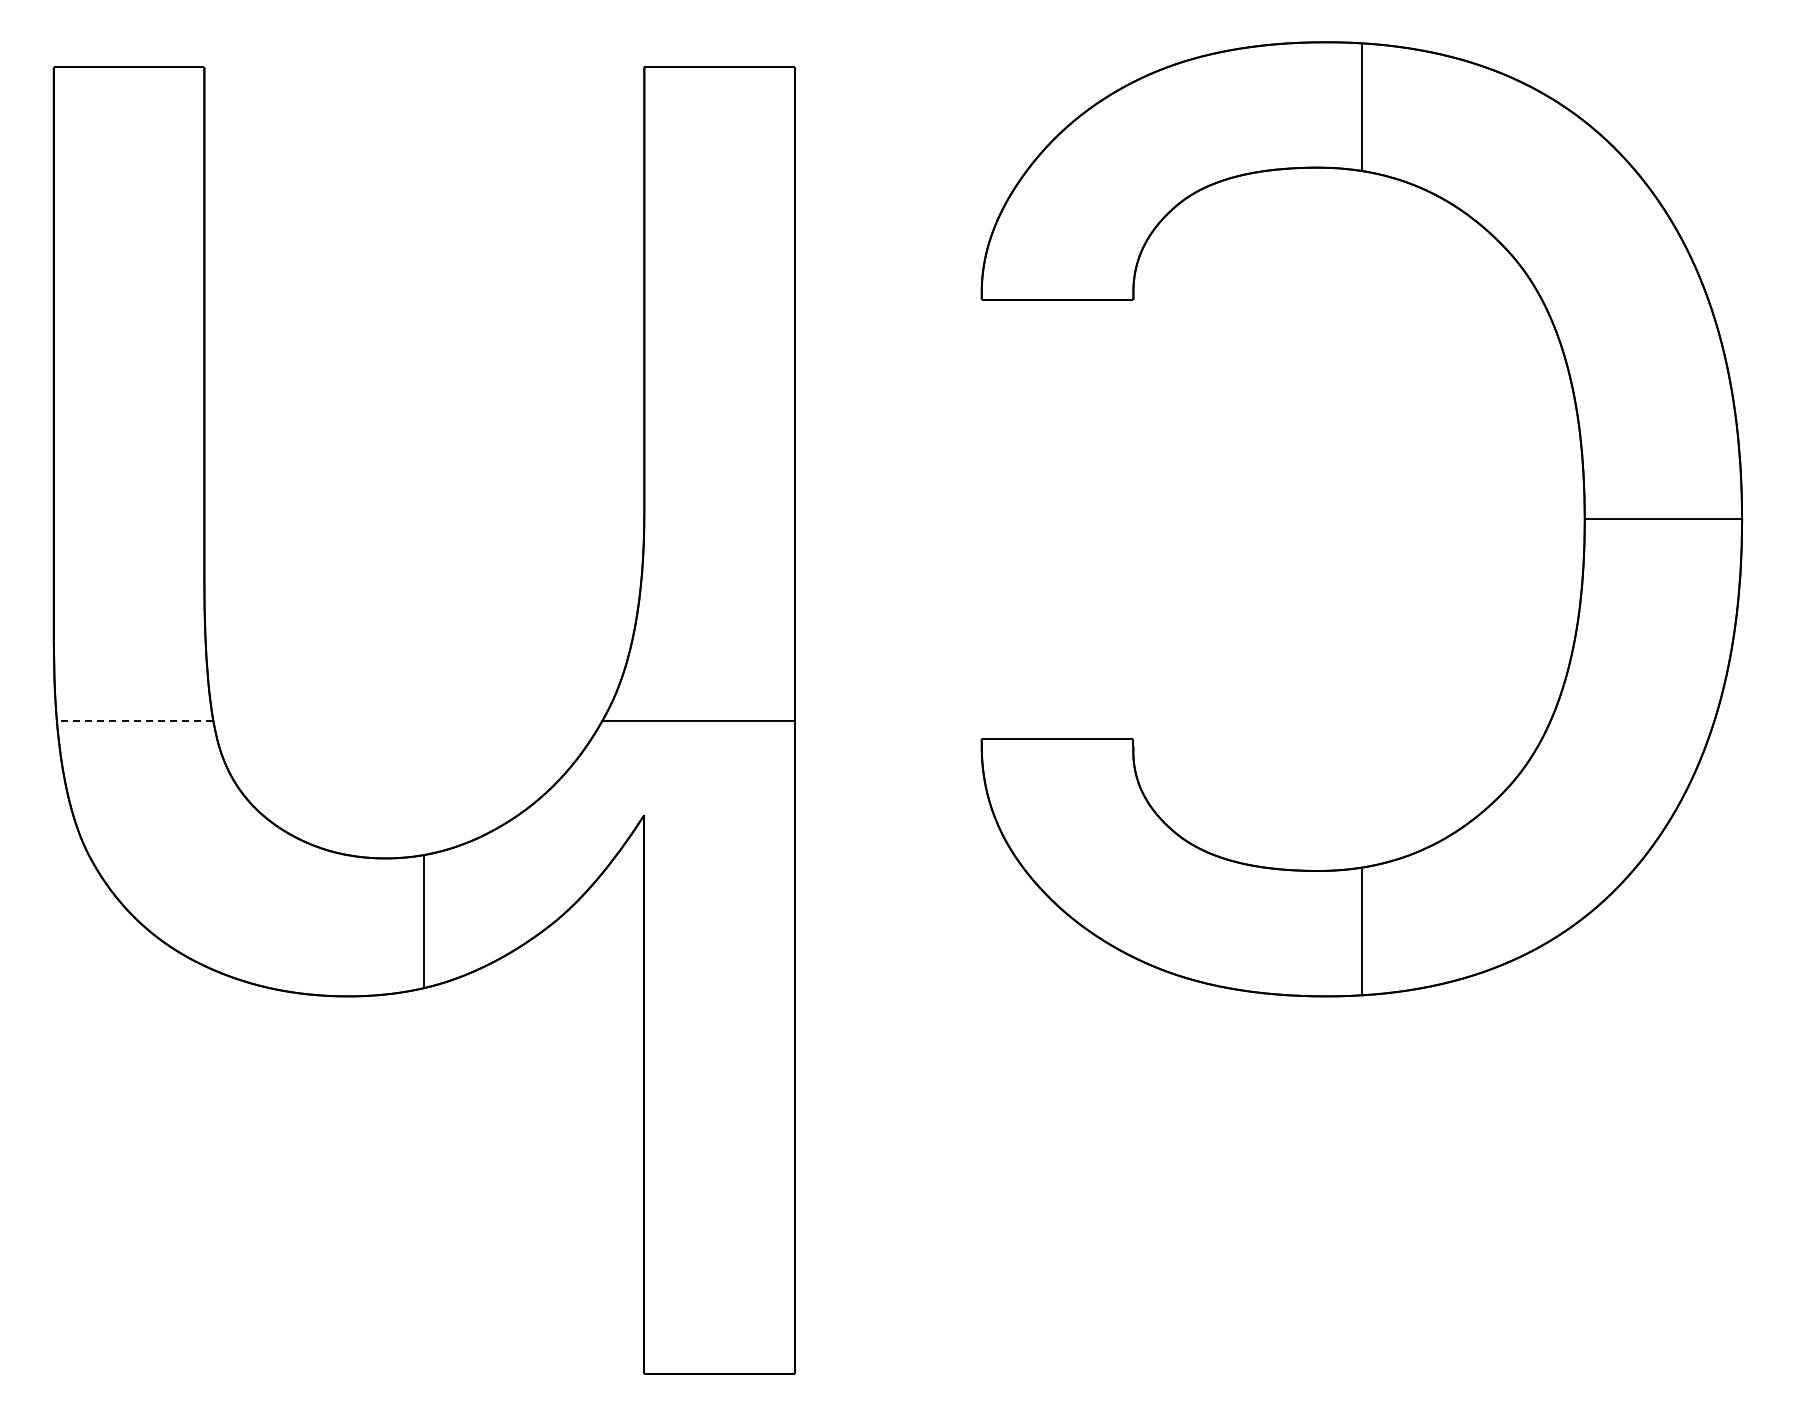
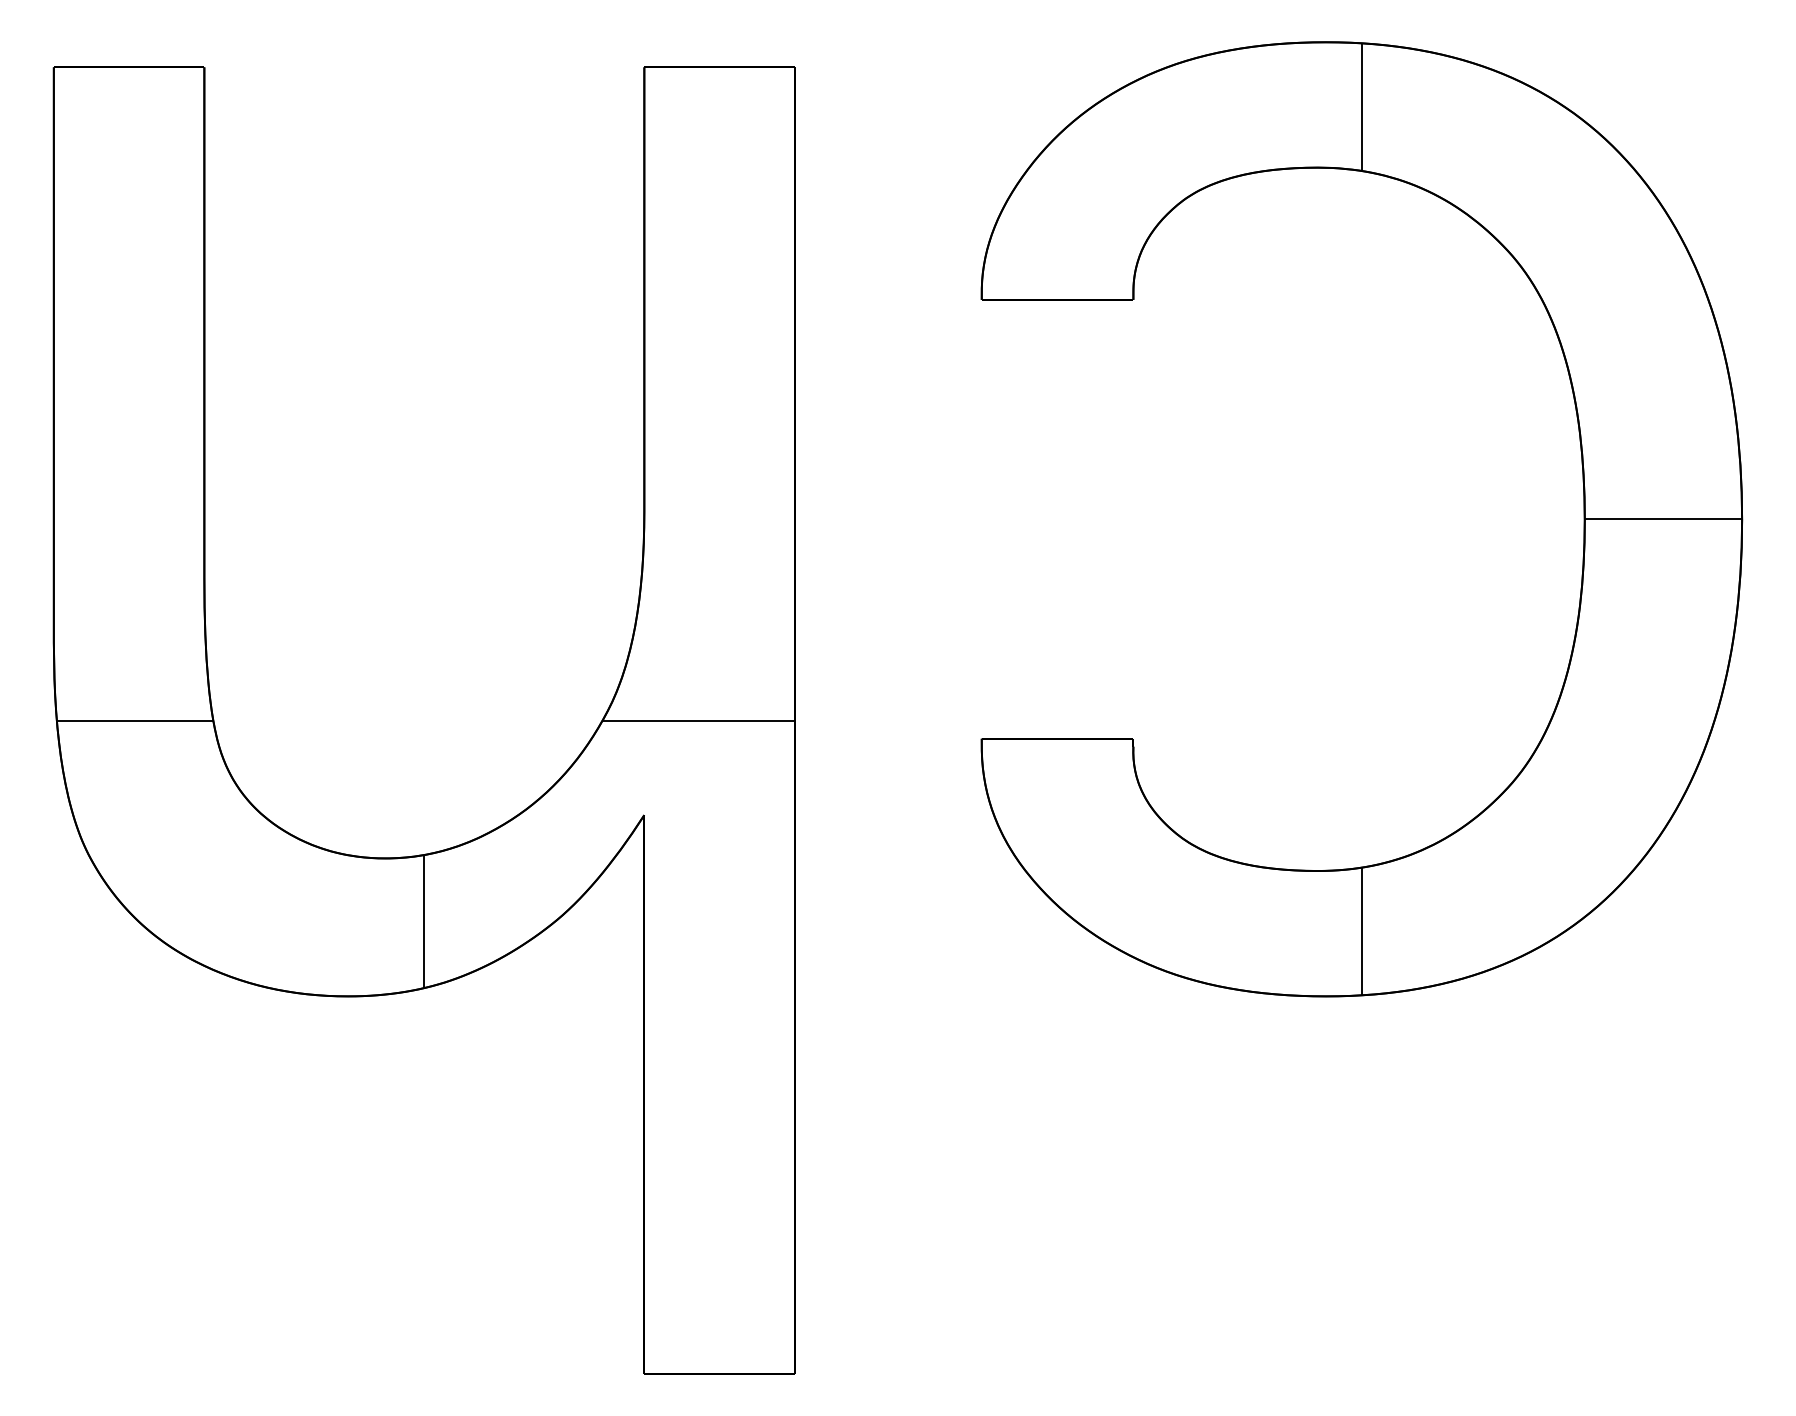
line: dashed -> solid (134, 720)
